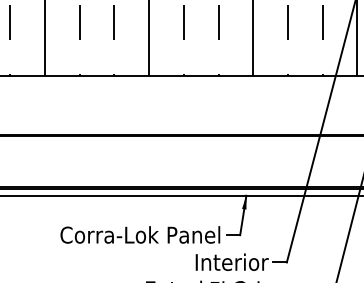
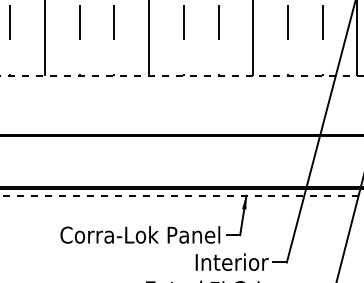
line: solid -> dashed (182, 76)
line: solid -> dashed (181, 195)
